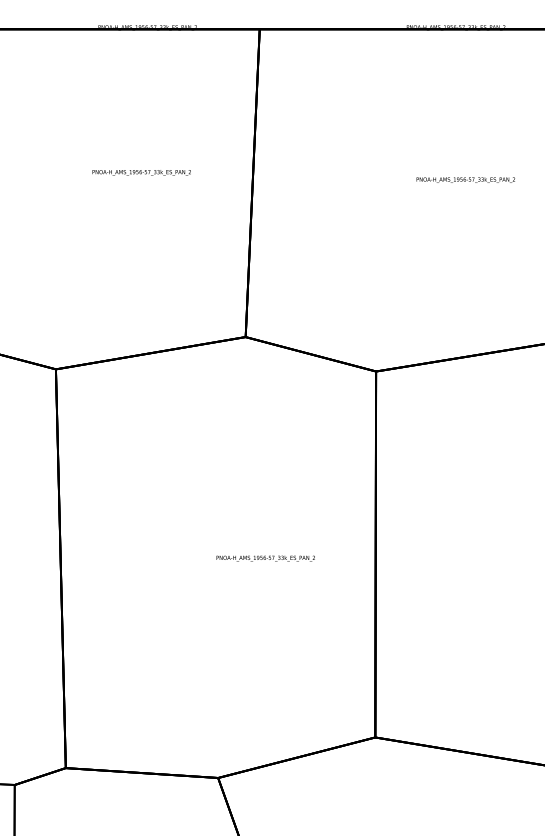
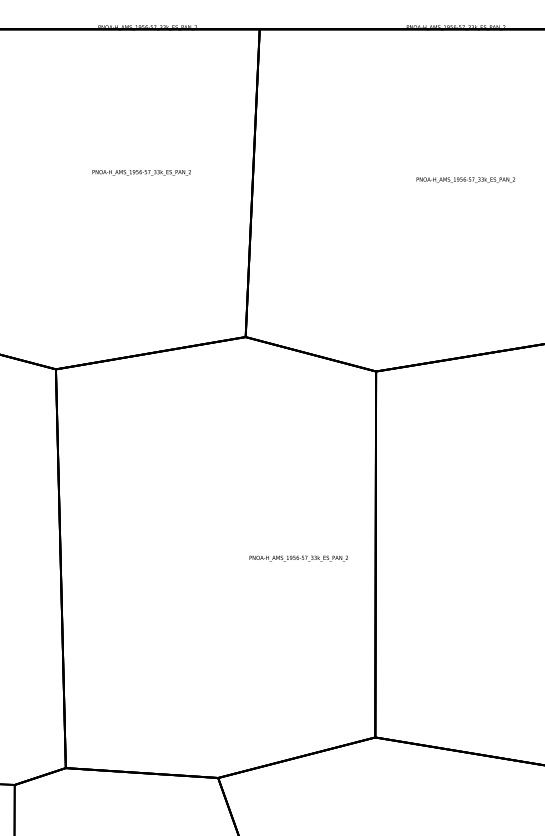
text position: (265, 558) -> (298, 558) (298, 558)
